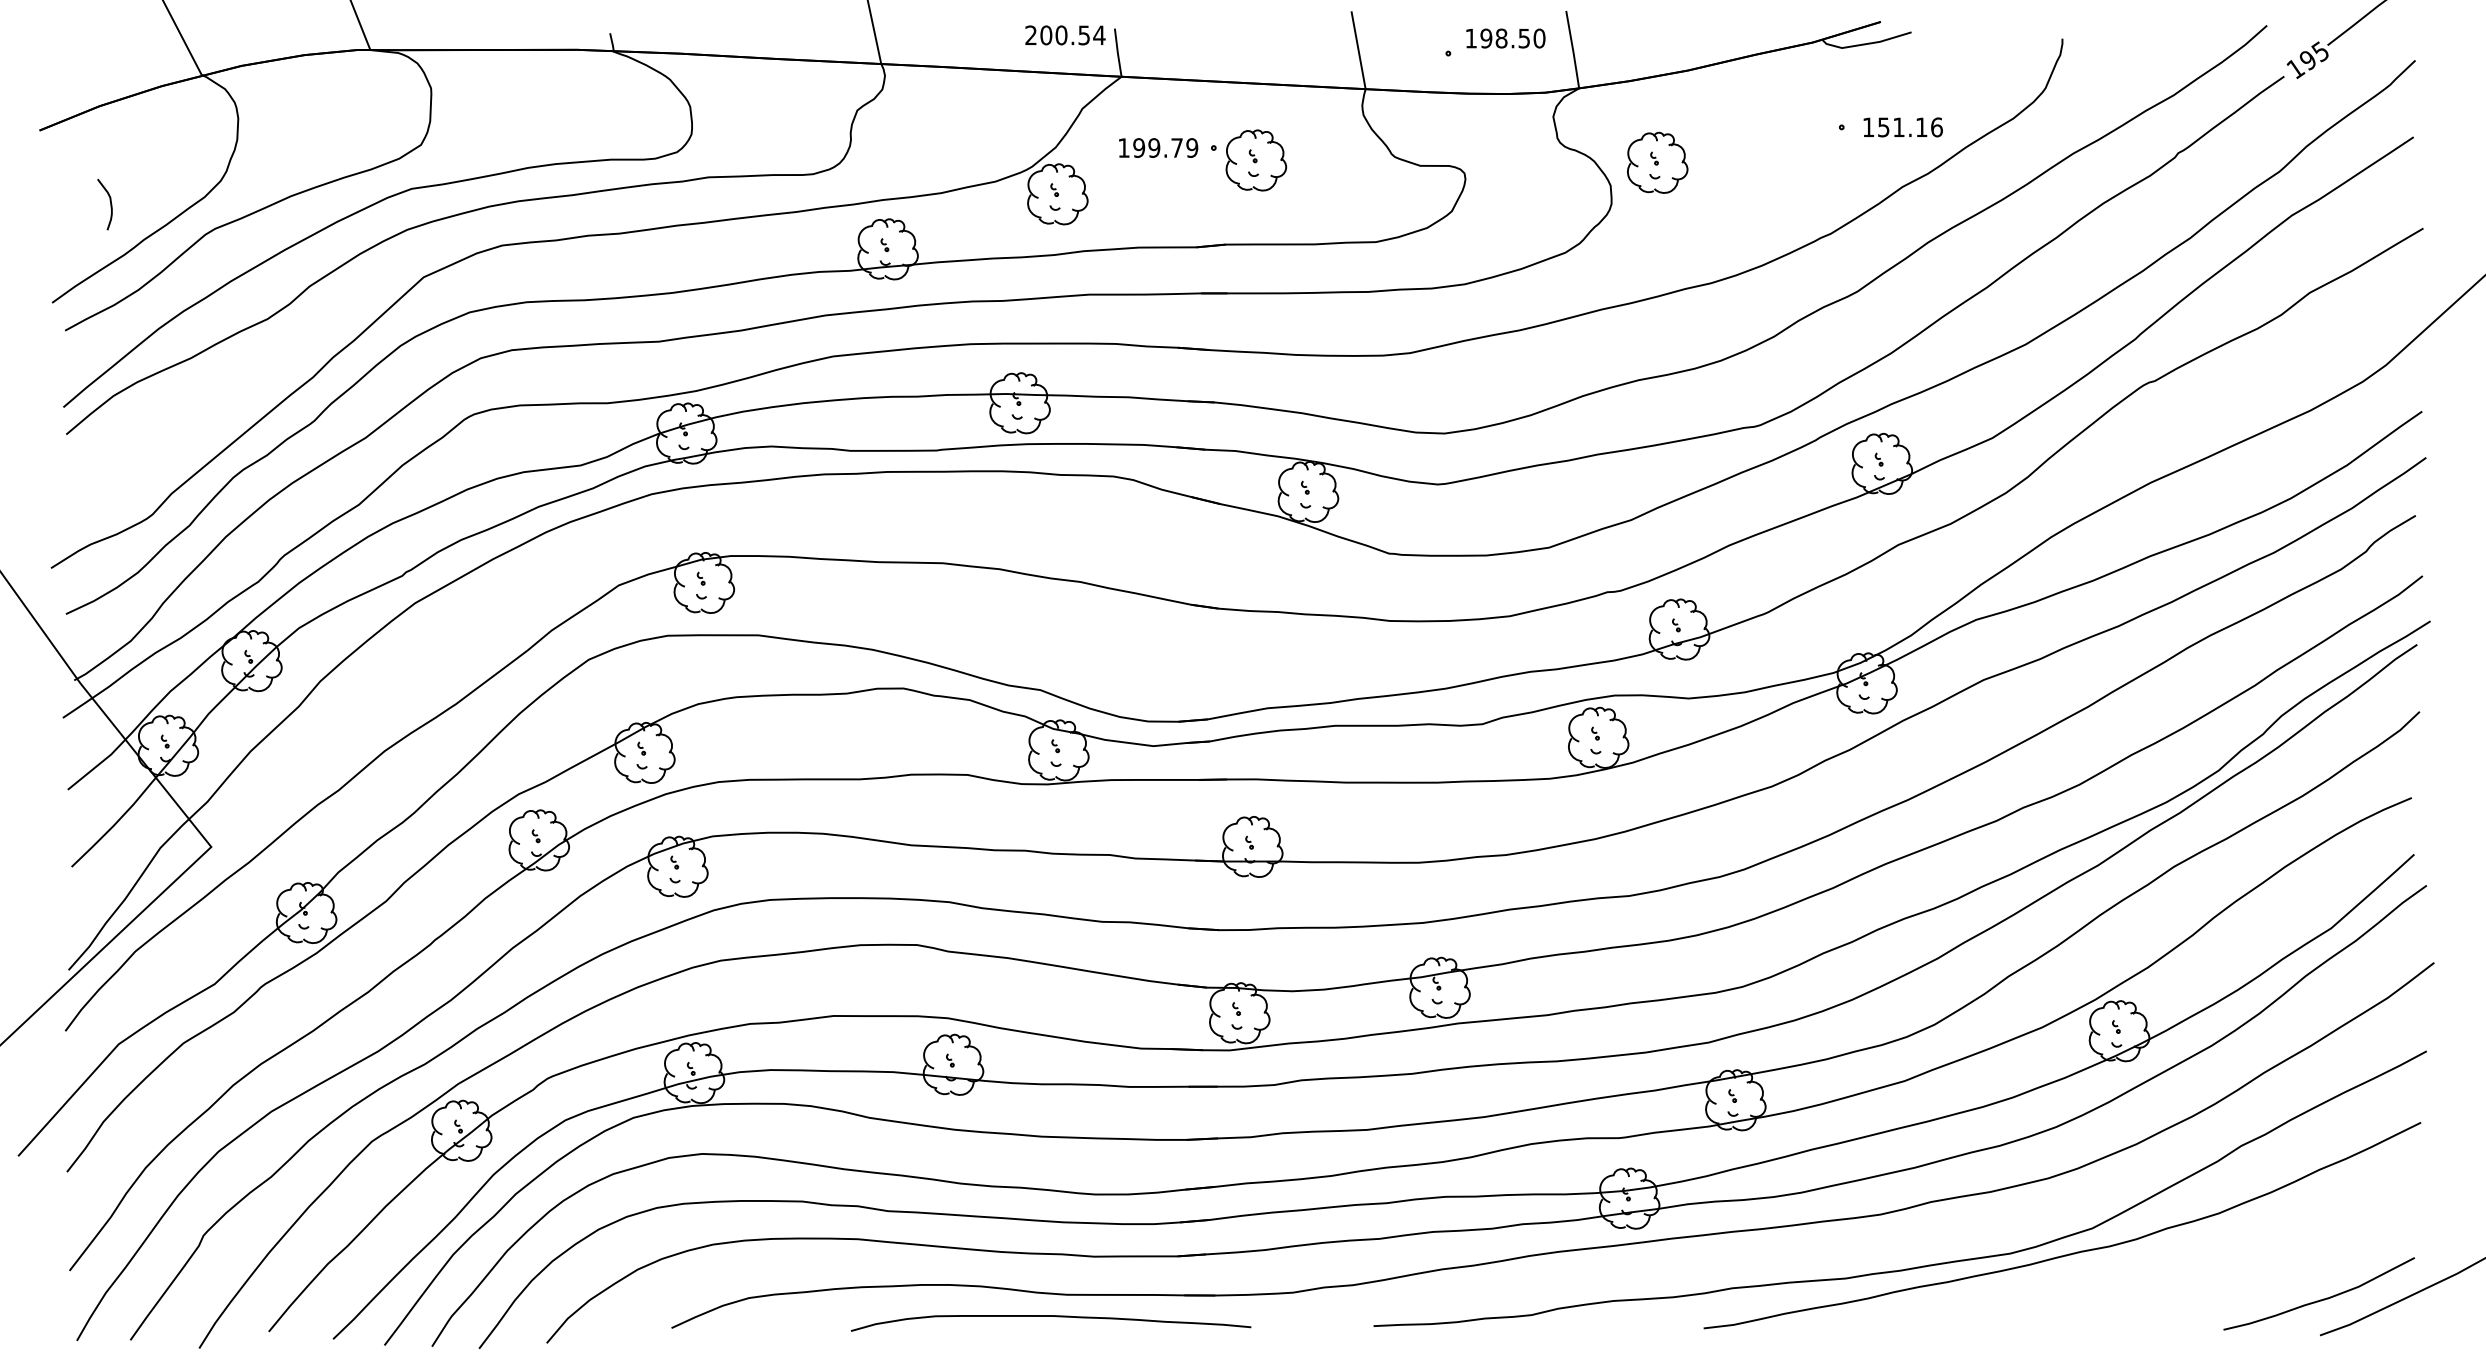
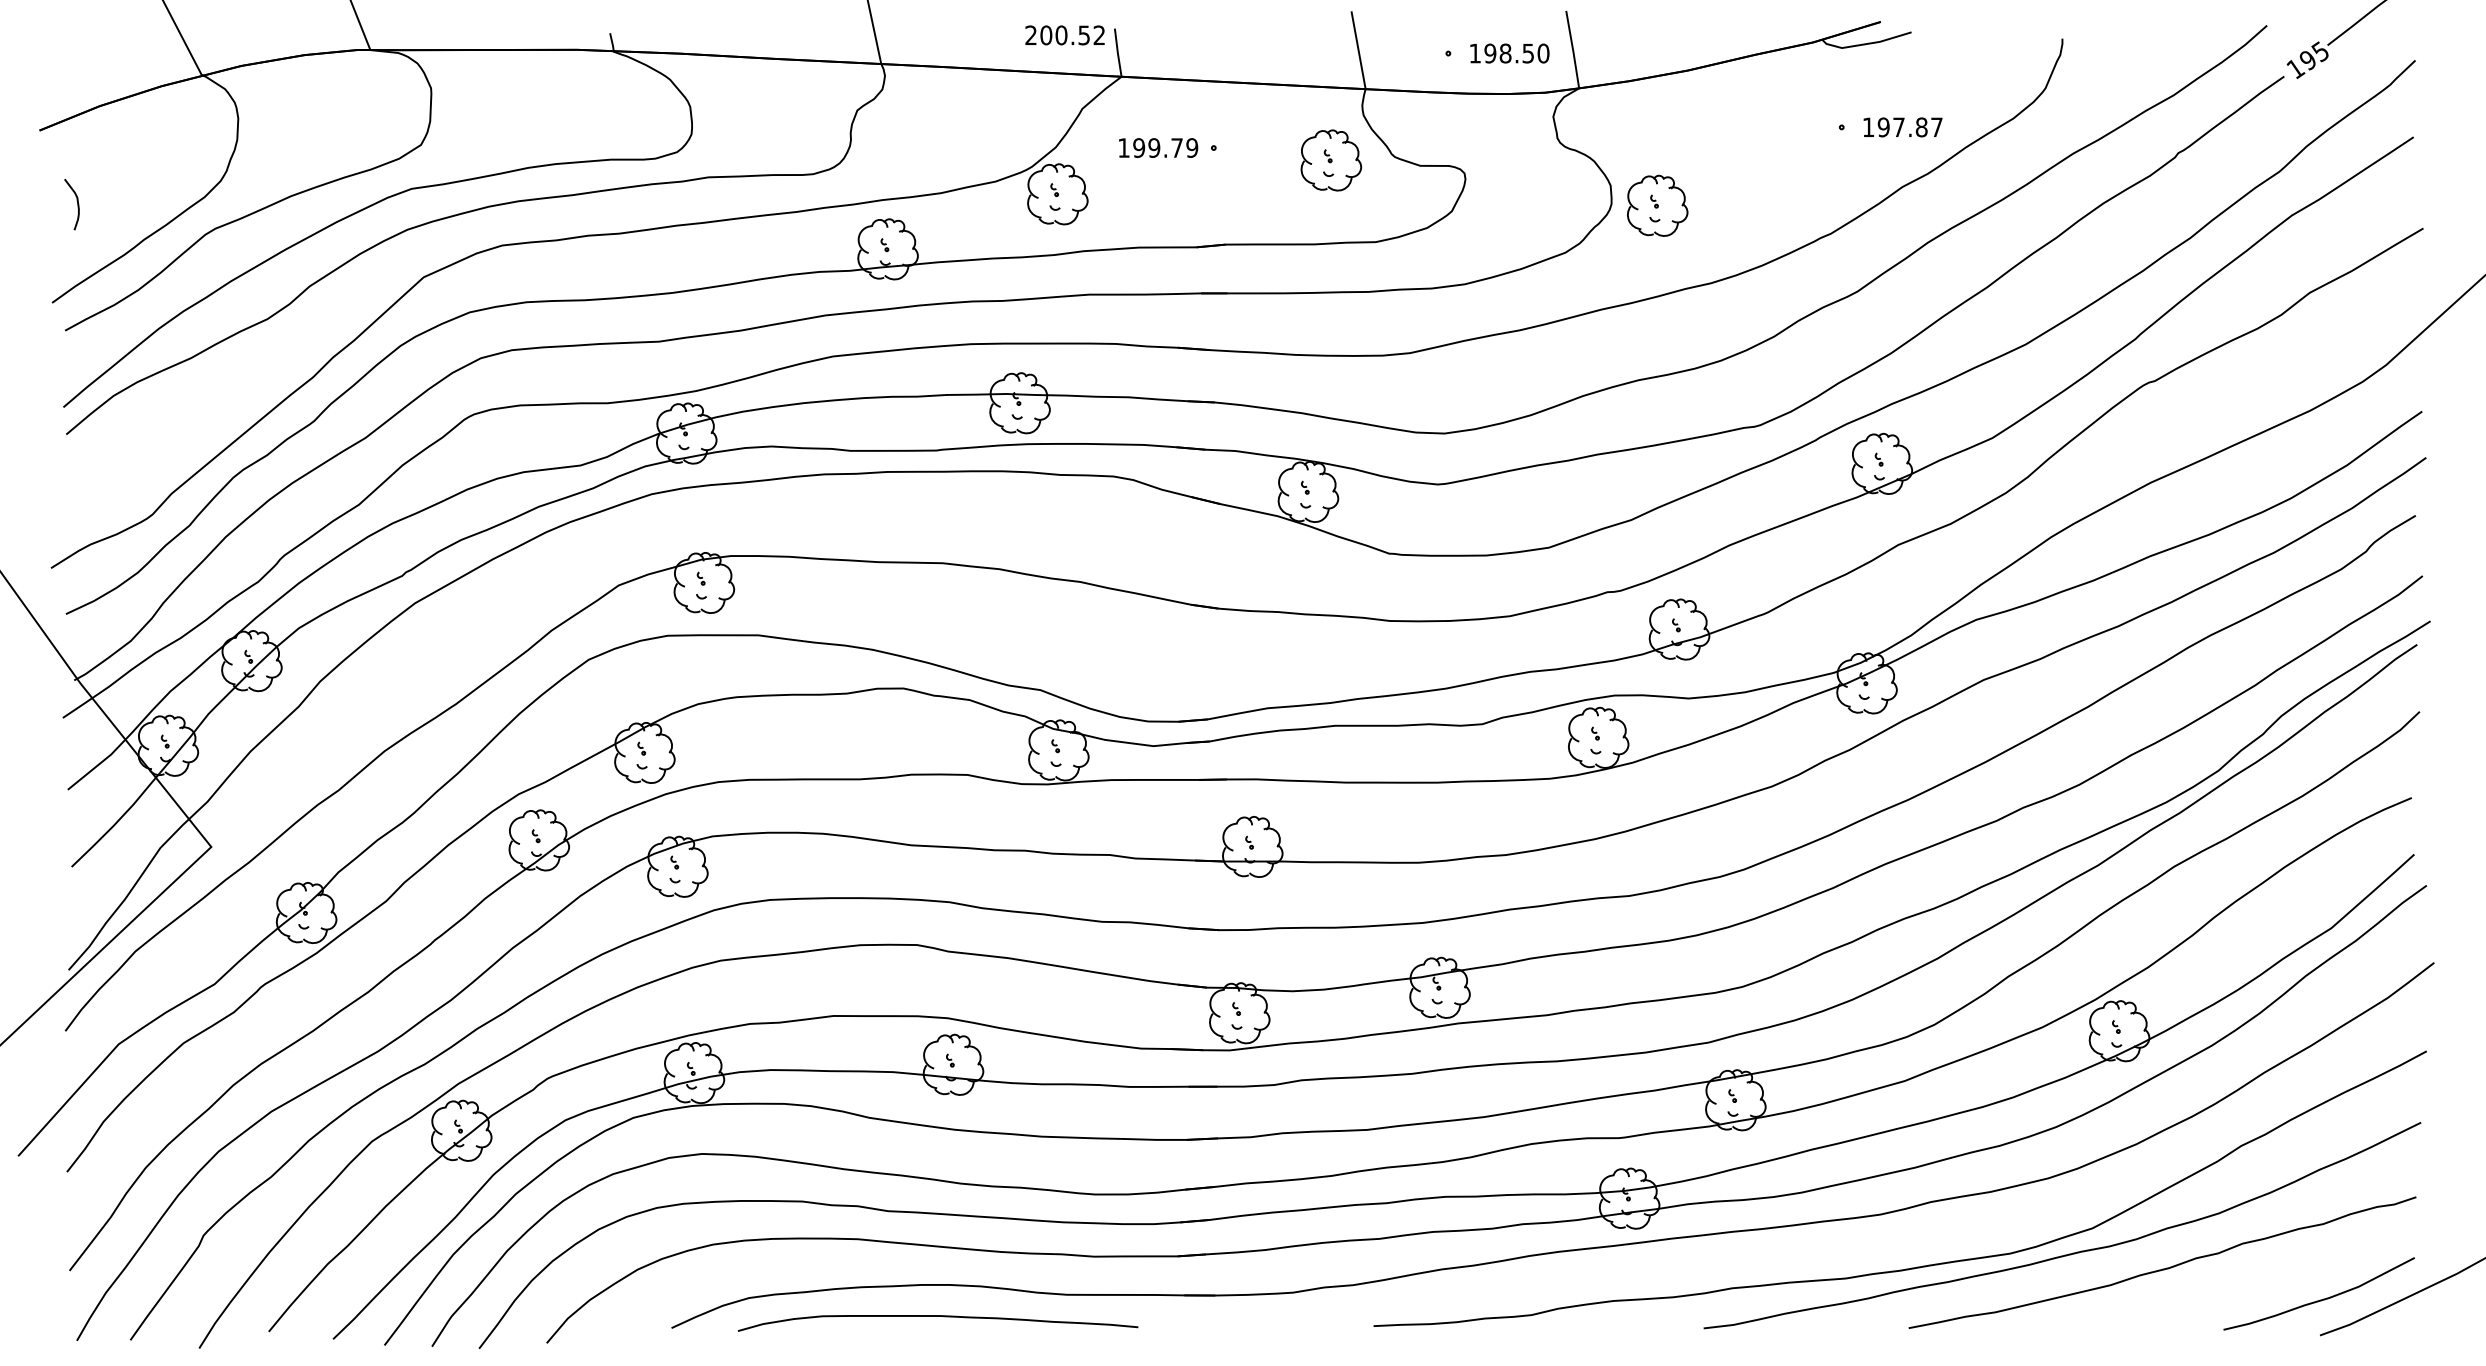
text: 200.54 -> 200.52 (1099, 34)
text position: (1505, 38) -> (1509, 53) (1509, 53)
text: 151.16 -> 197.87 (1909, 127)
part position: (1256, 160) -> (1331, 160) (1331, 160)
part position: (1657, 162) -> (1657, 205) (1657, 205)
curve position: (110, 204) -> (77, 204) (77, 204)
curve: none -> present (2162, 1268)
curve position: (1050, 1316) -> (937, 1316) (937, 1316)
